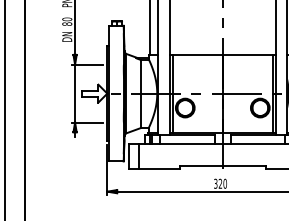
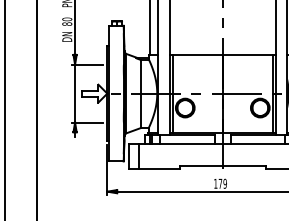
line position: (24, 109) -> (36, 109) (36, 109)
text: 320 -> 179 (220, 183)
